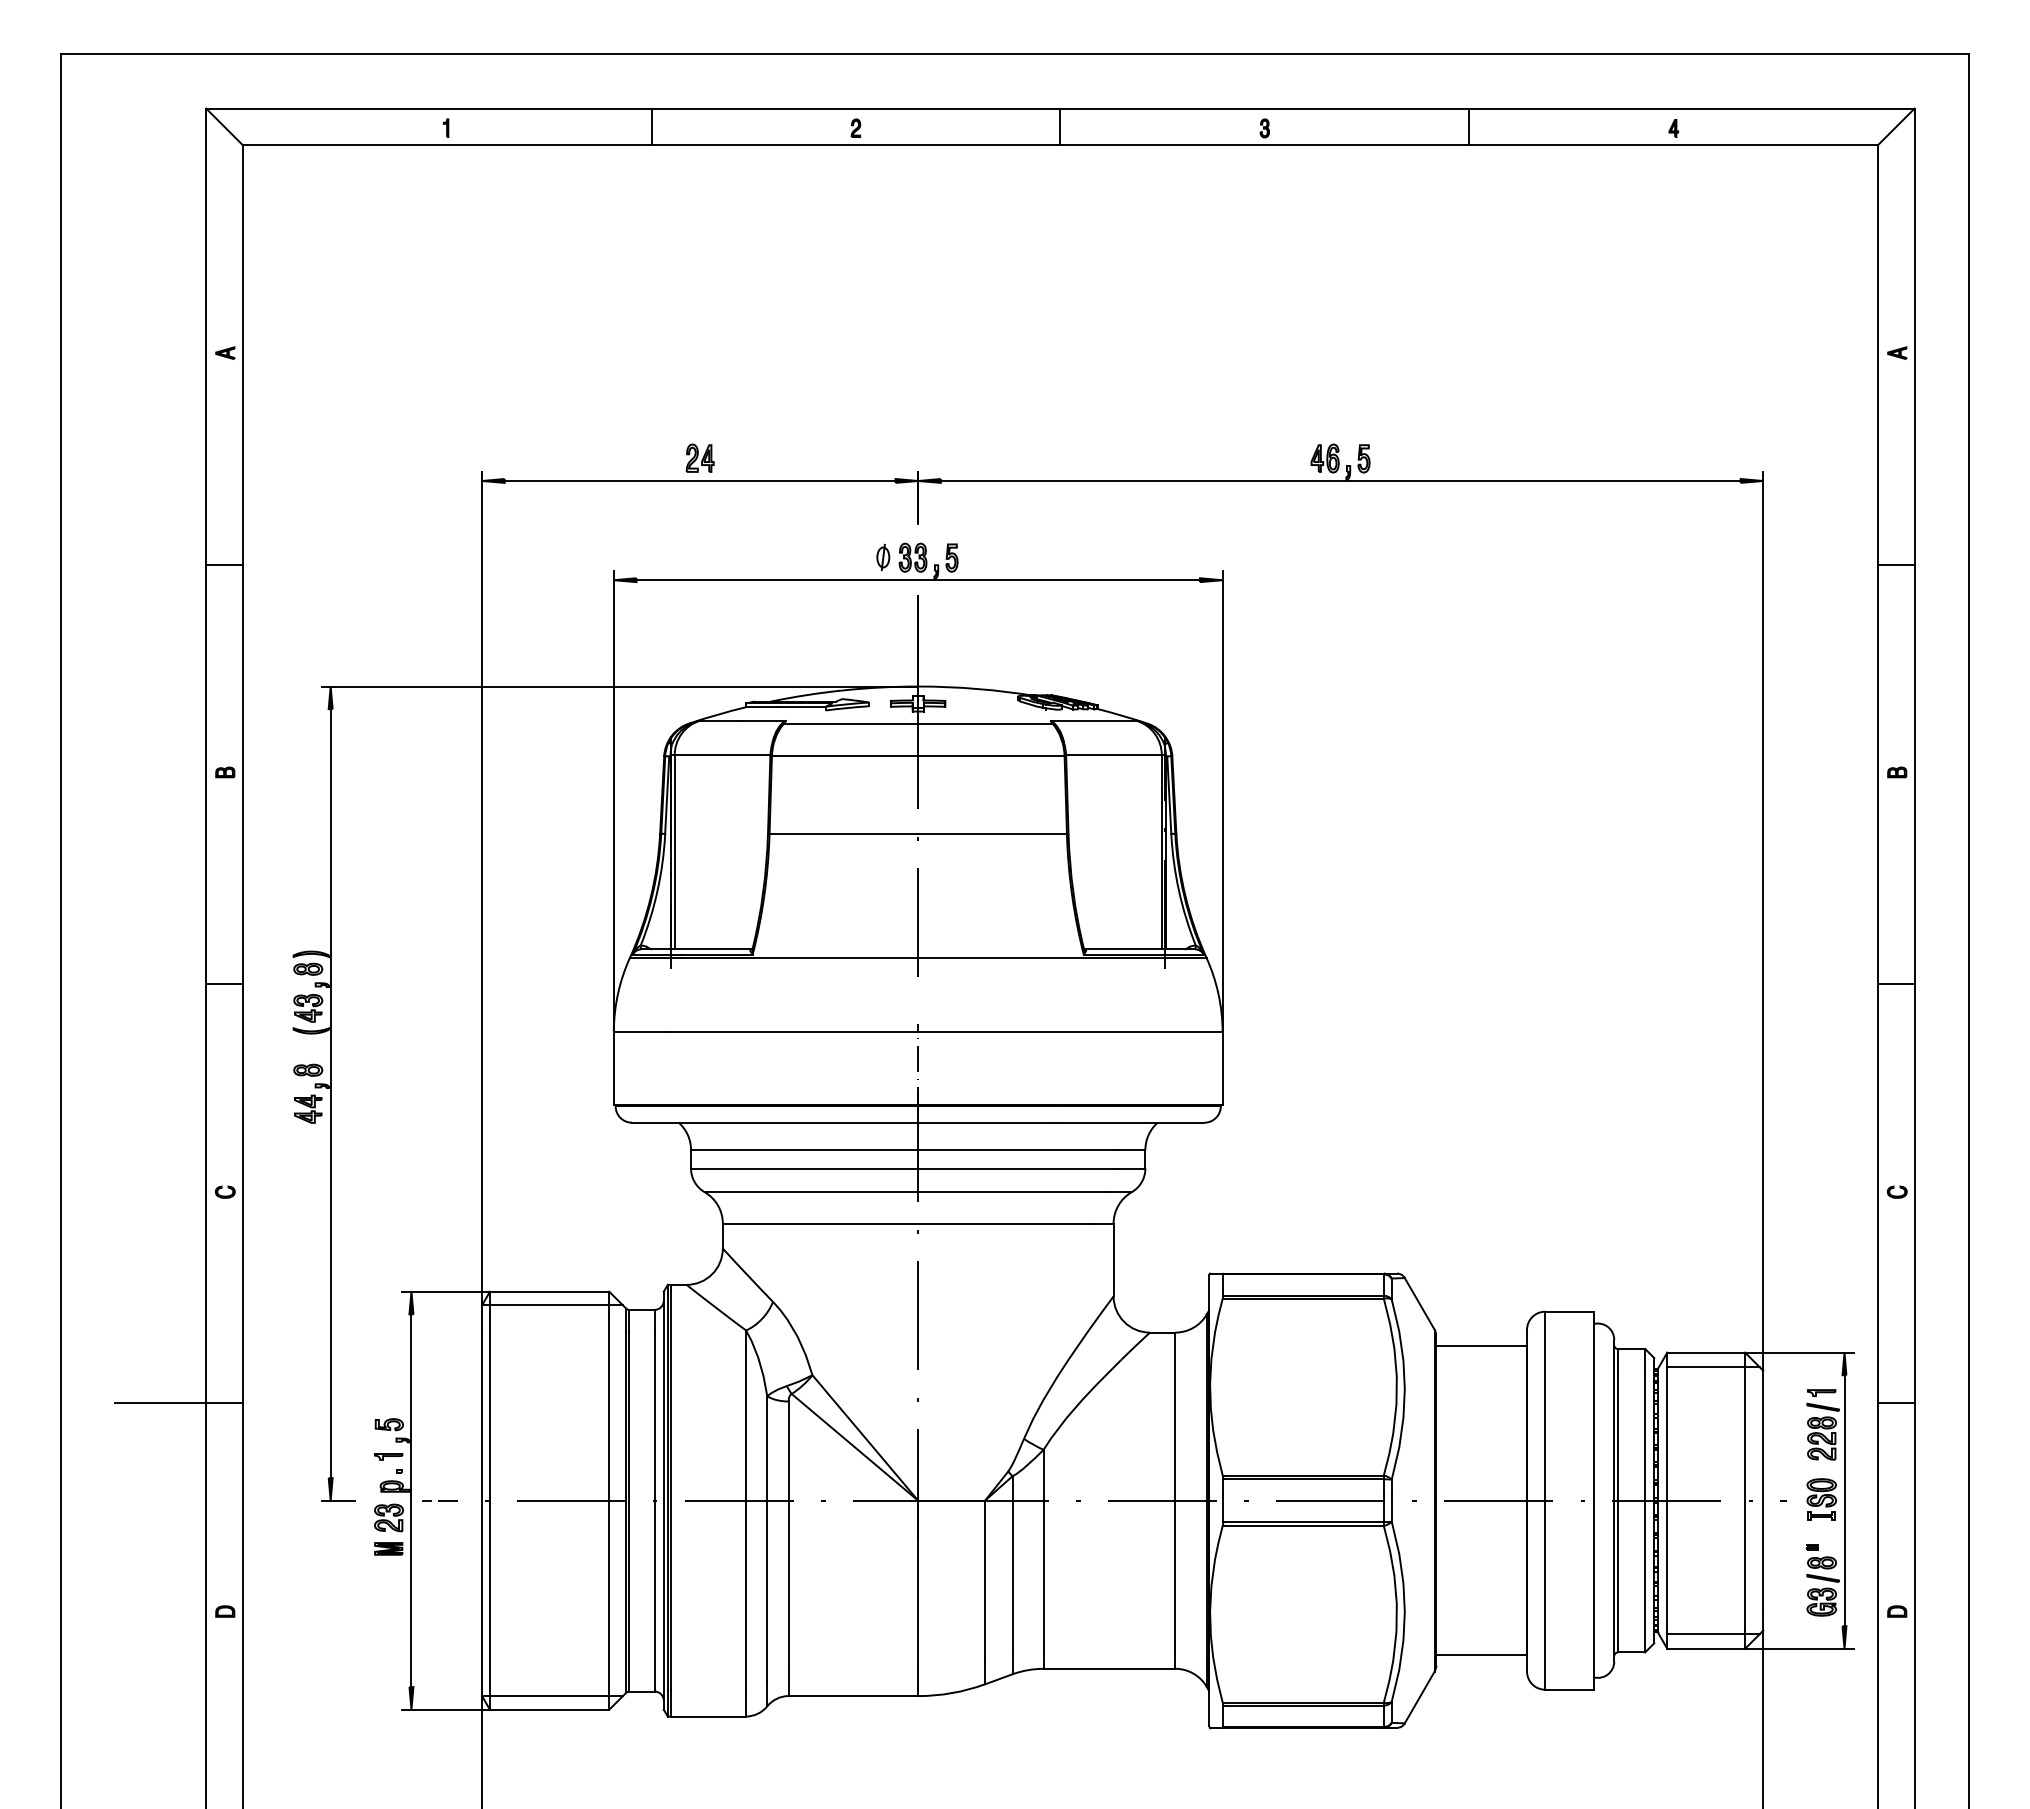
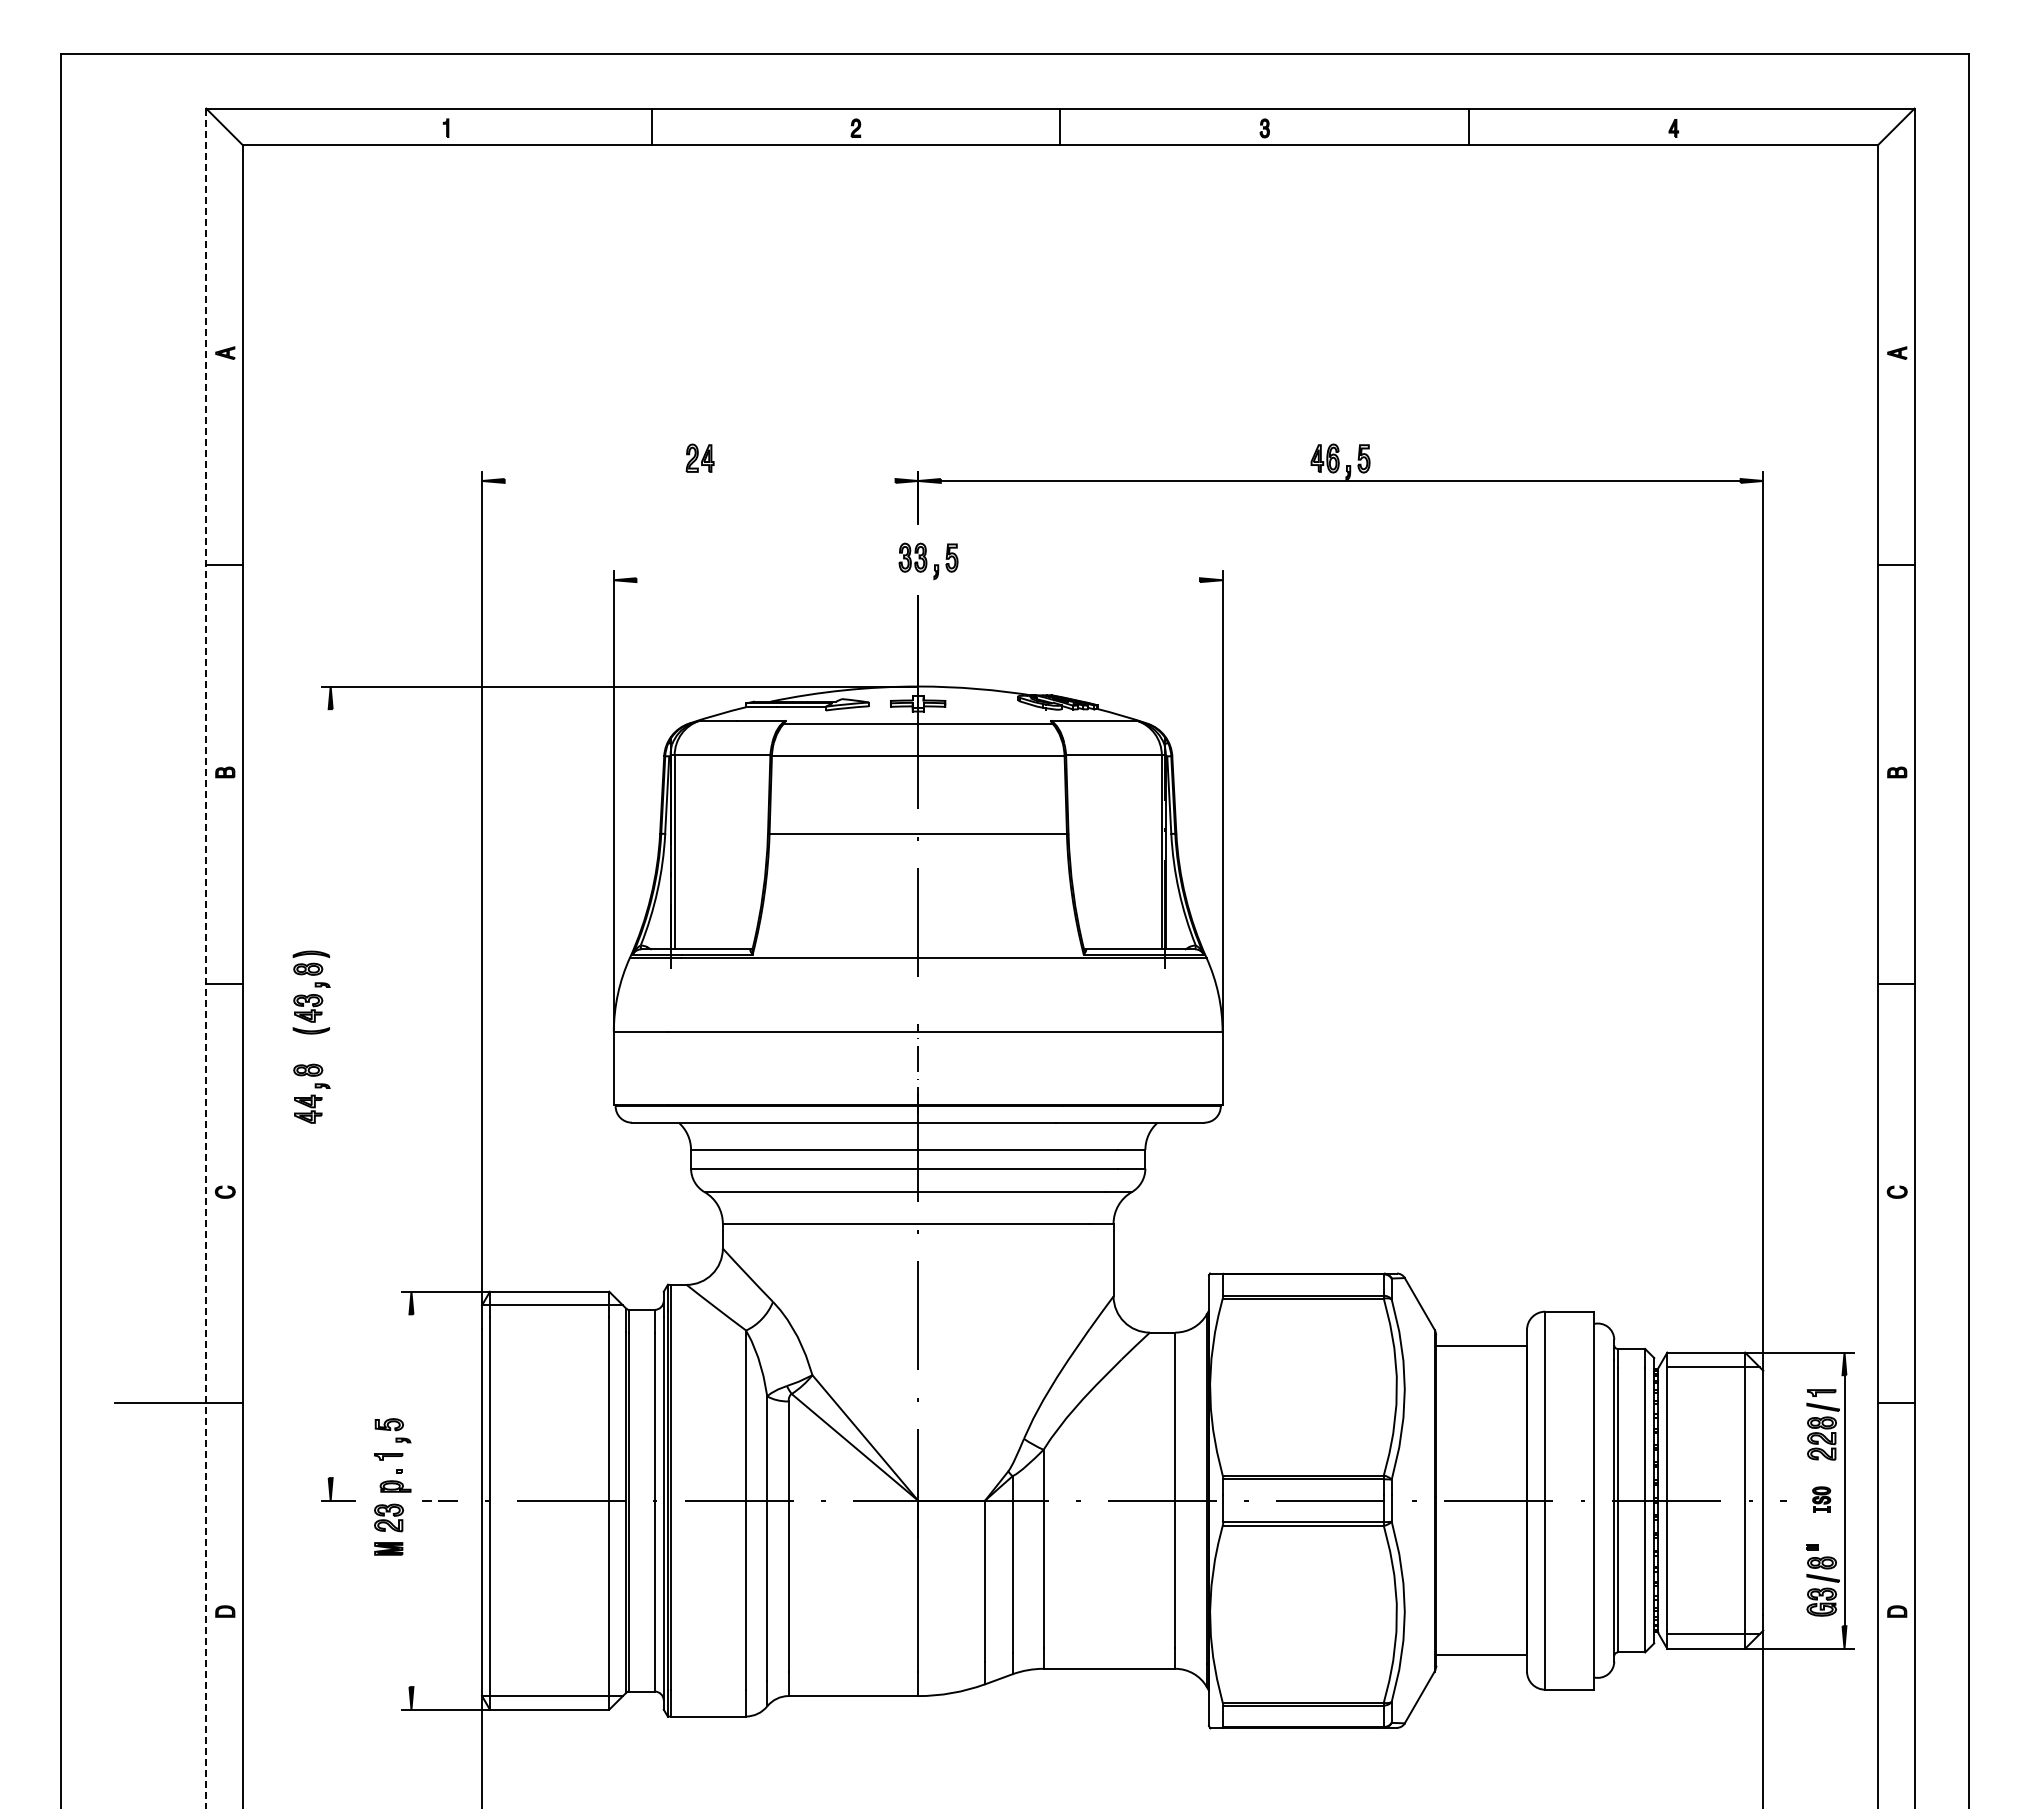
line: present -> none (699, 481)
part: present -> none (883, 557)
line: present -> none (918, 580)
line: solid -> dashed (206, 958)
line: present -> none (330, 1093)
part size: 31x43 px -> 20x27 px (1821, 1499)
line: present -> none (411, 1500)
